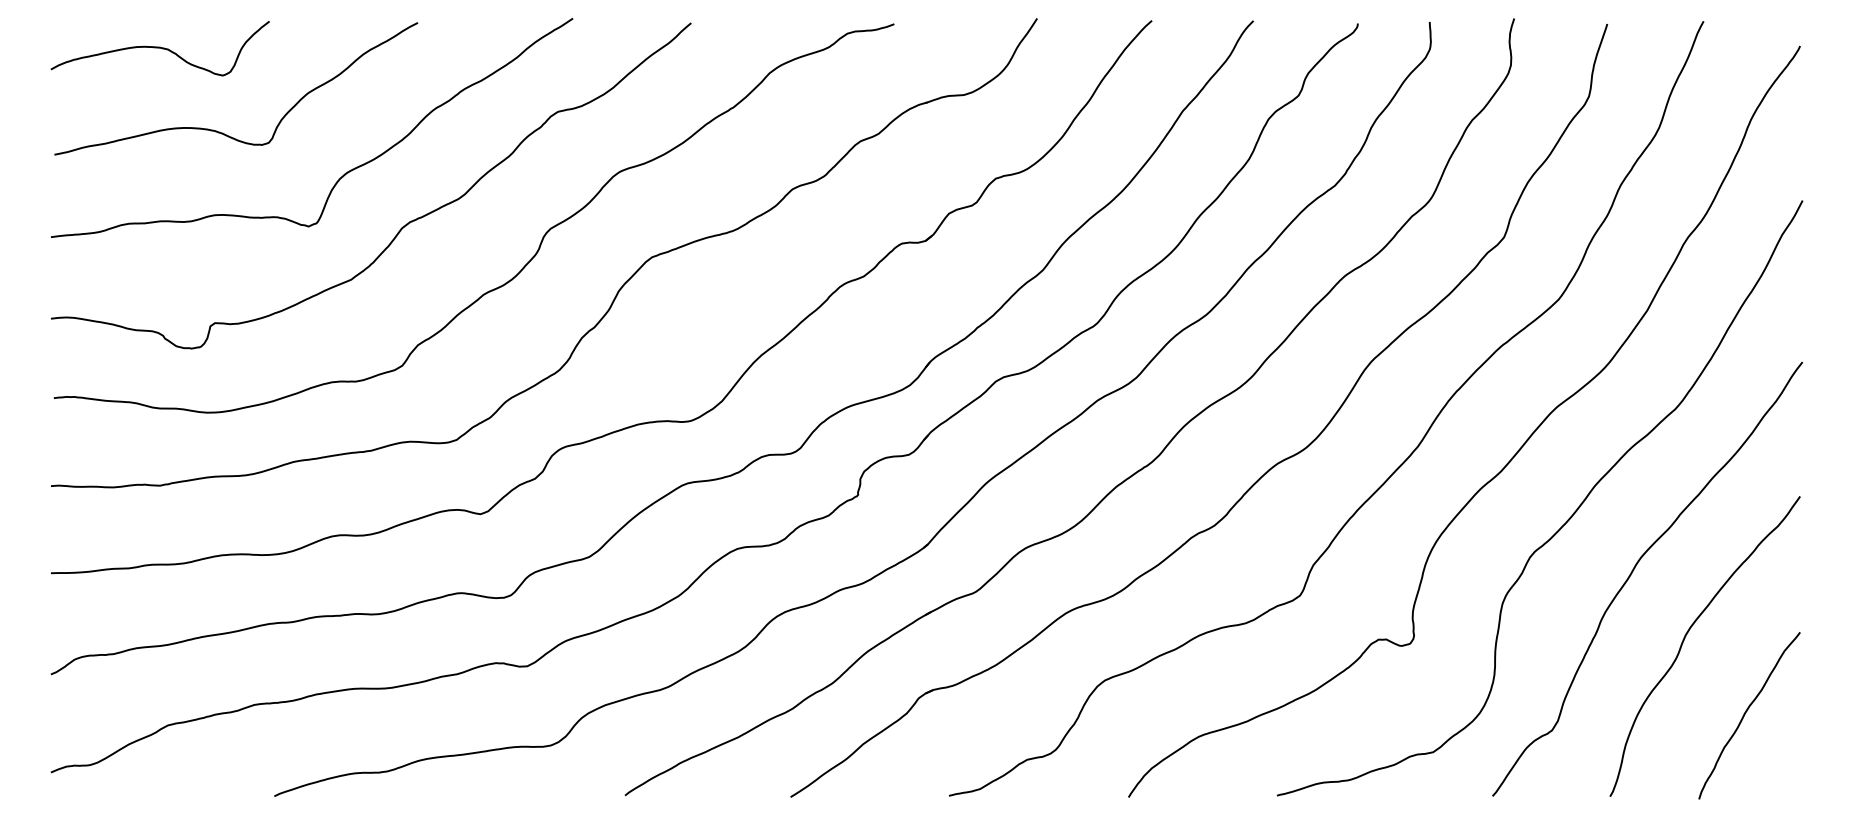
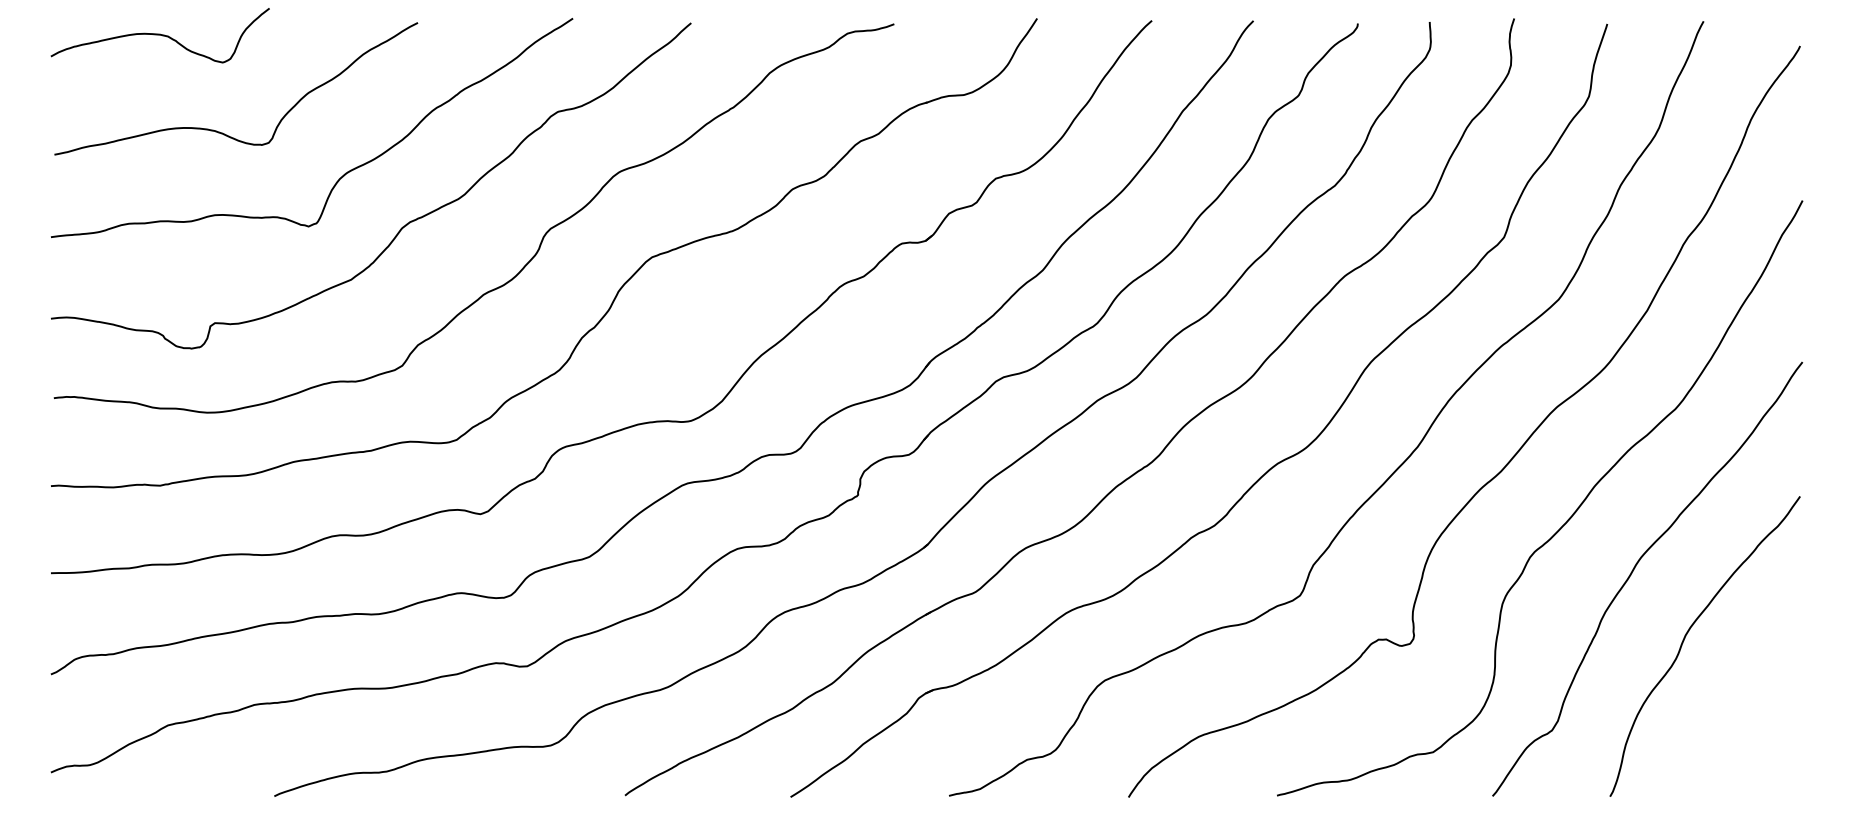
curve position: (159, 48) -> (159, 35) (159, 35)
curve: present -> none (1745, 714)
